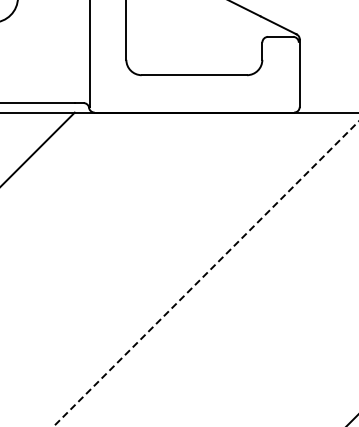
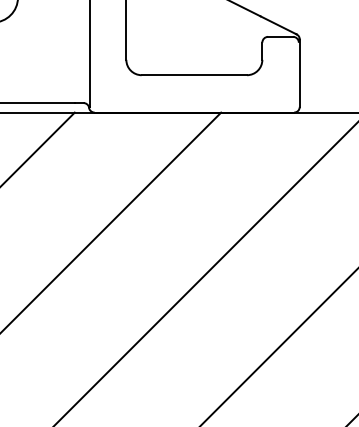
line: none -> present (111, 221)
line: dashed -> solid (205, 274)
line: none -> present (278, 347)
